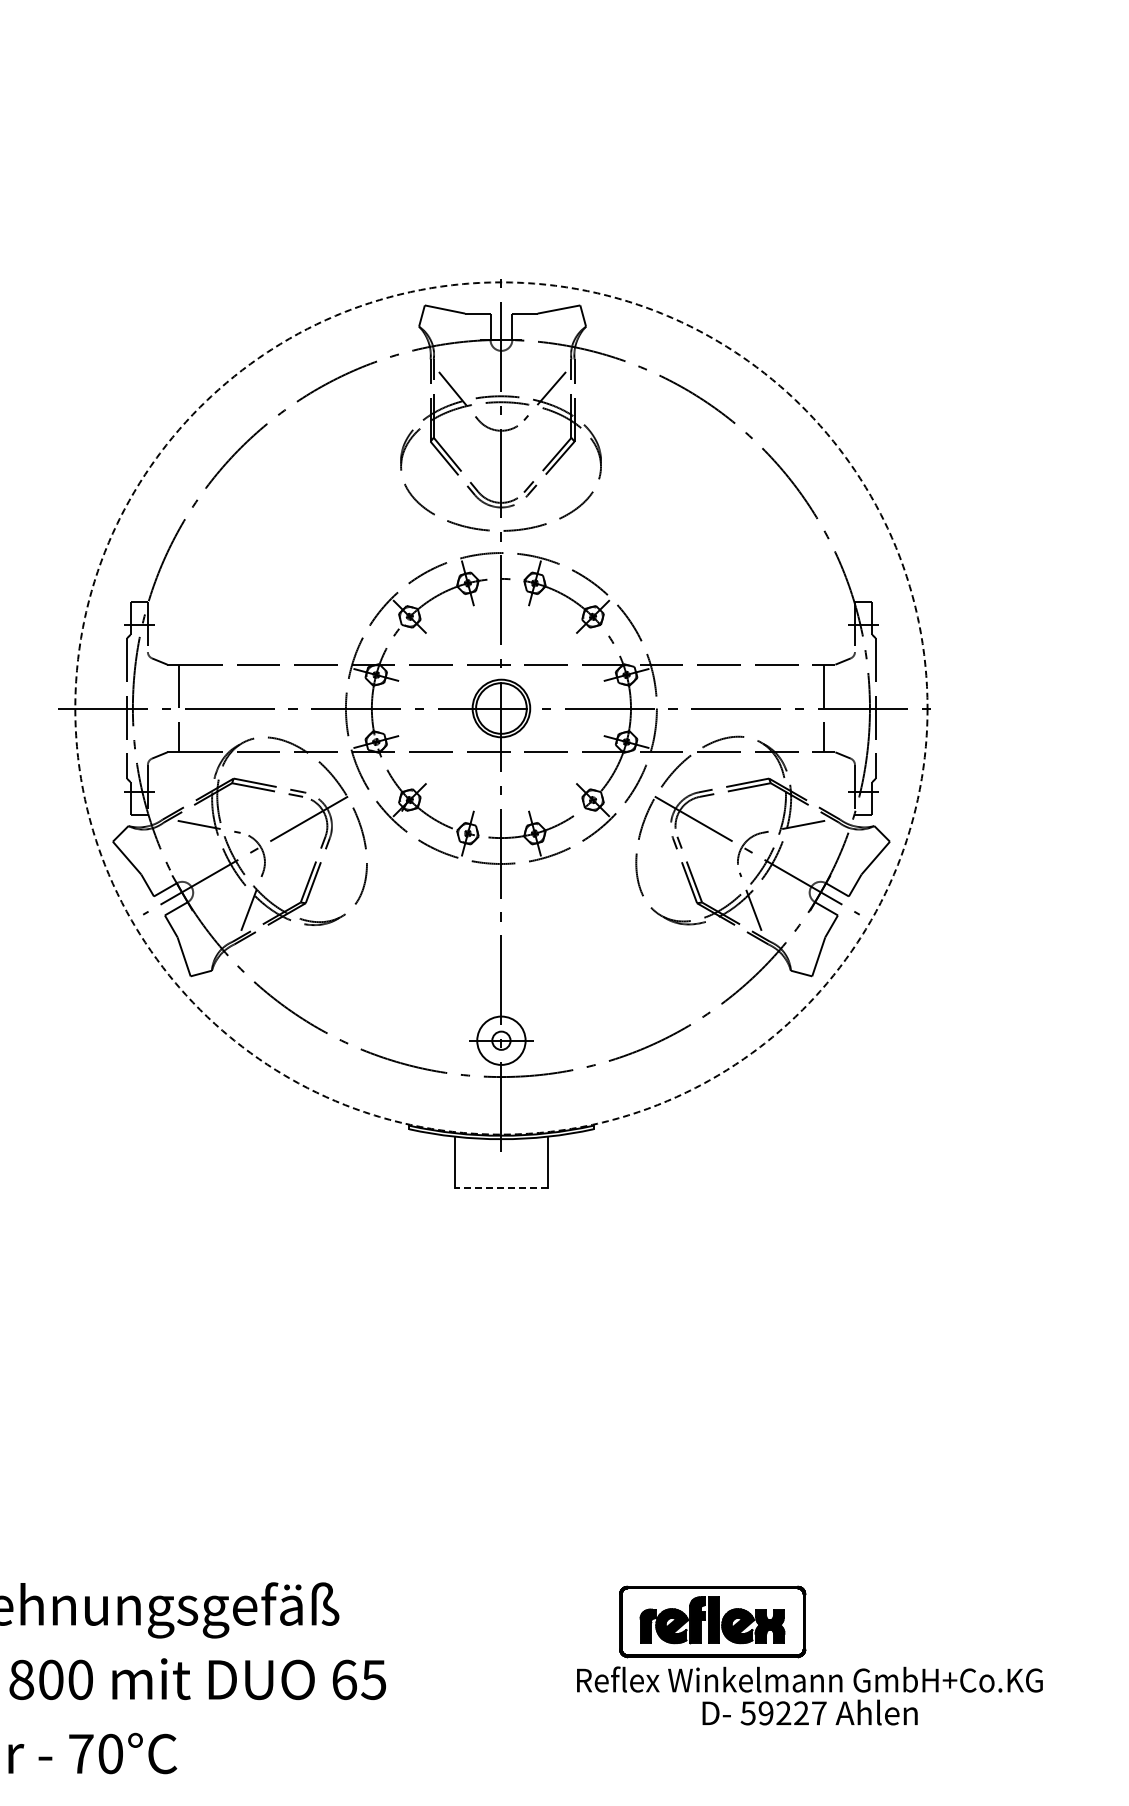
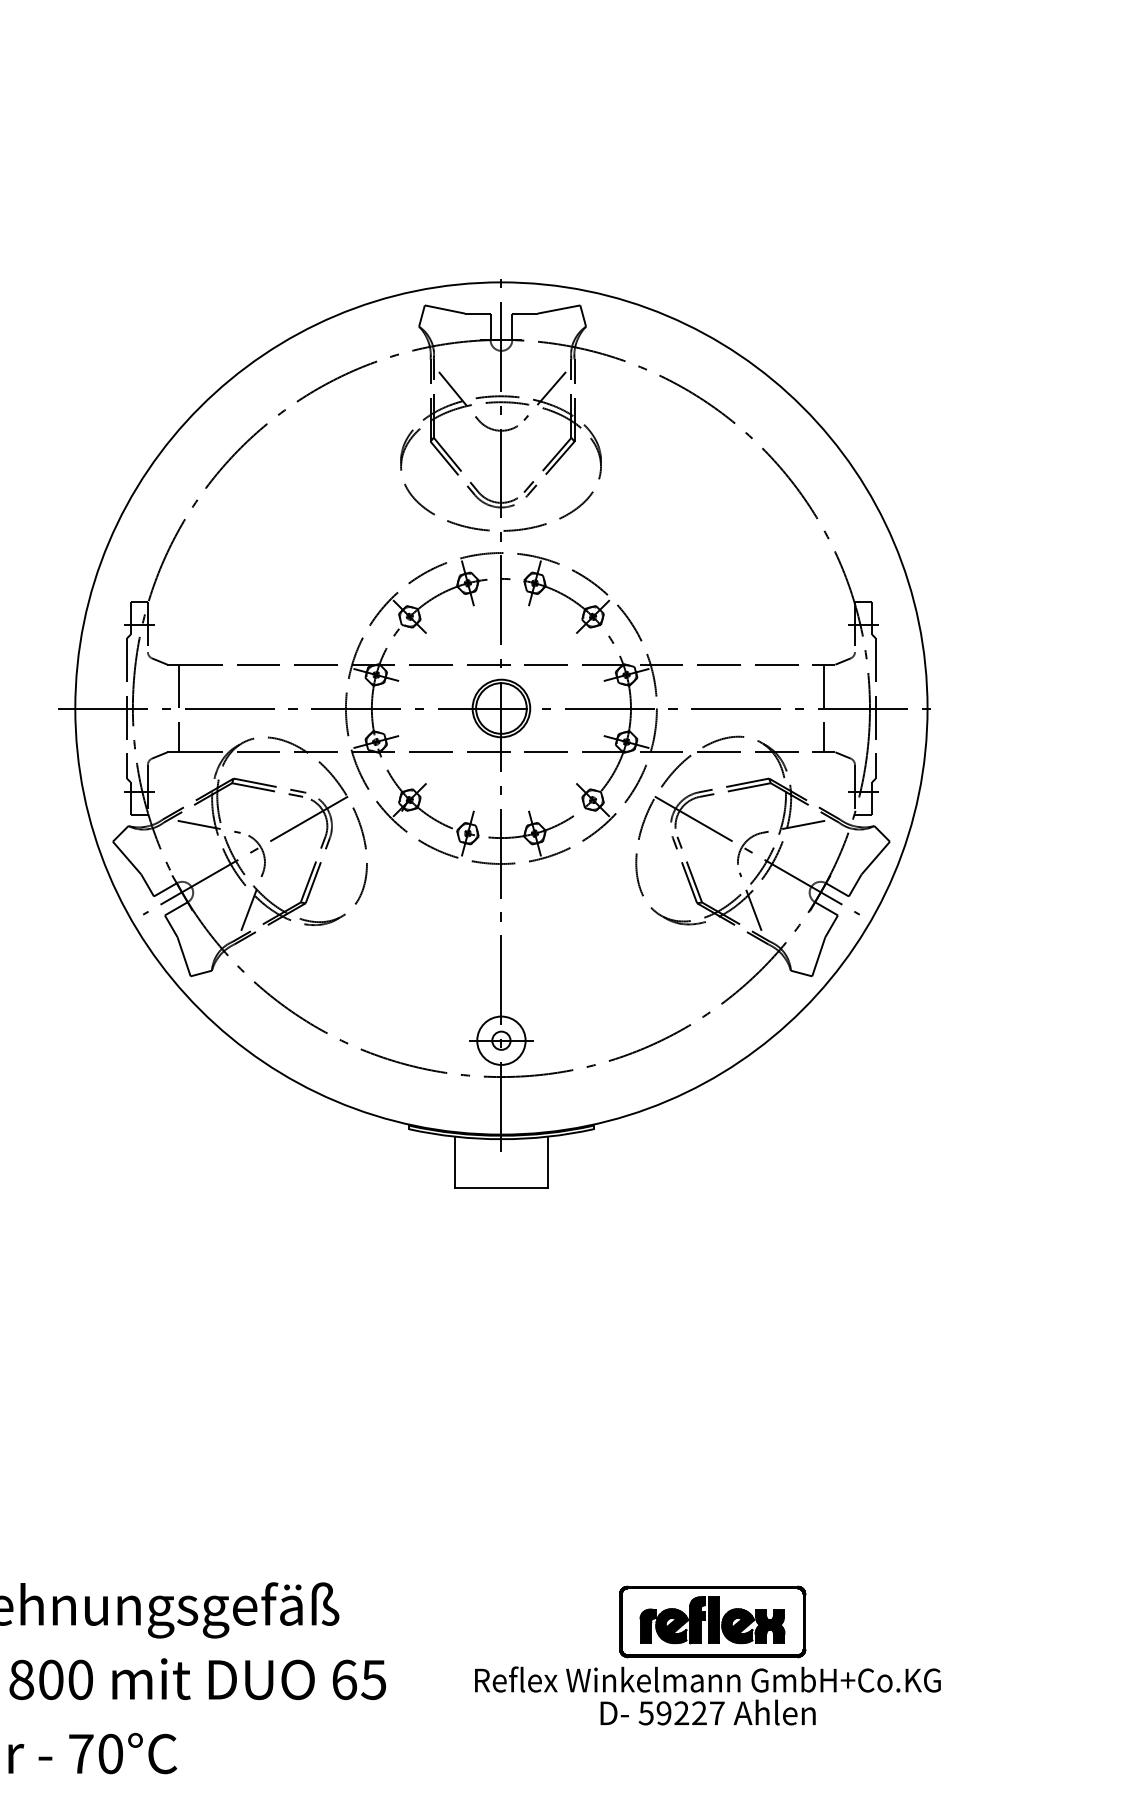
circle: dashed -> solid (501, 708)
line: dashed -> solid (500, 1188)
text position: (809, 1695) -> (707, 1695) (707, 1695)
